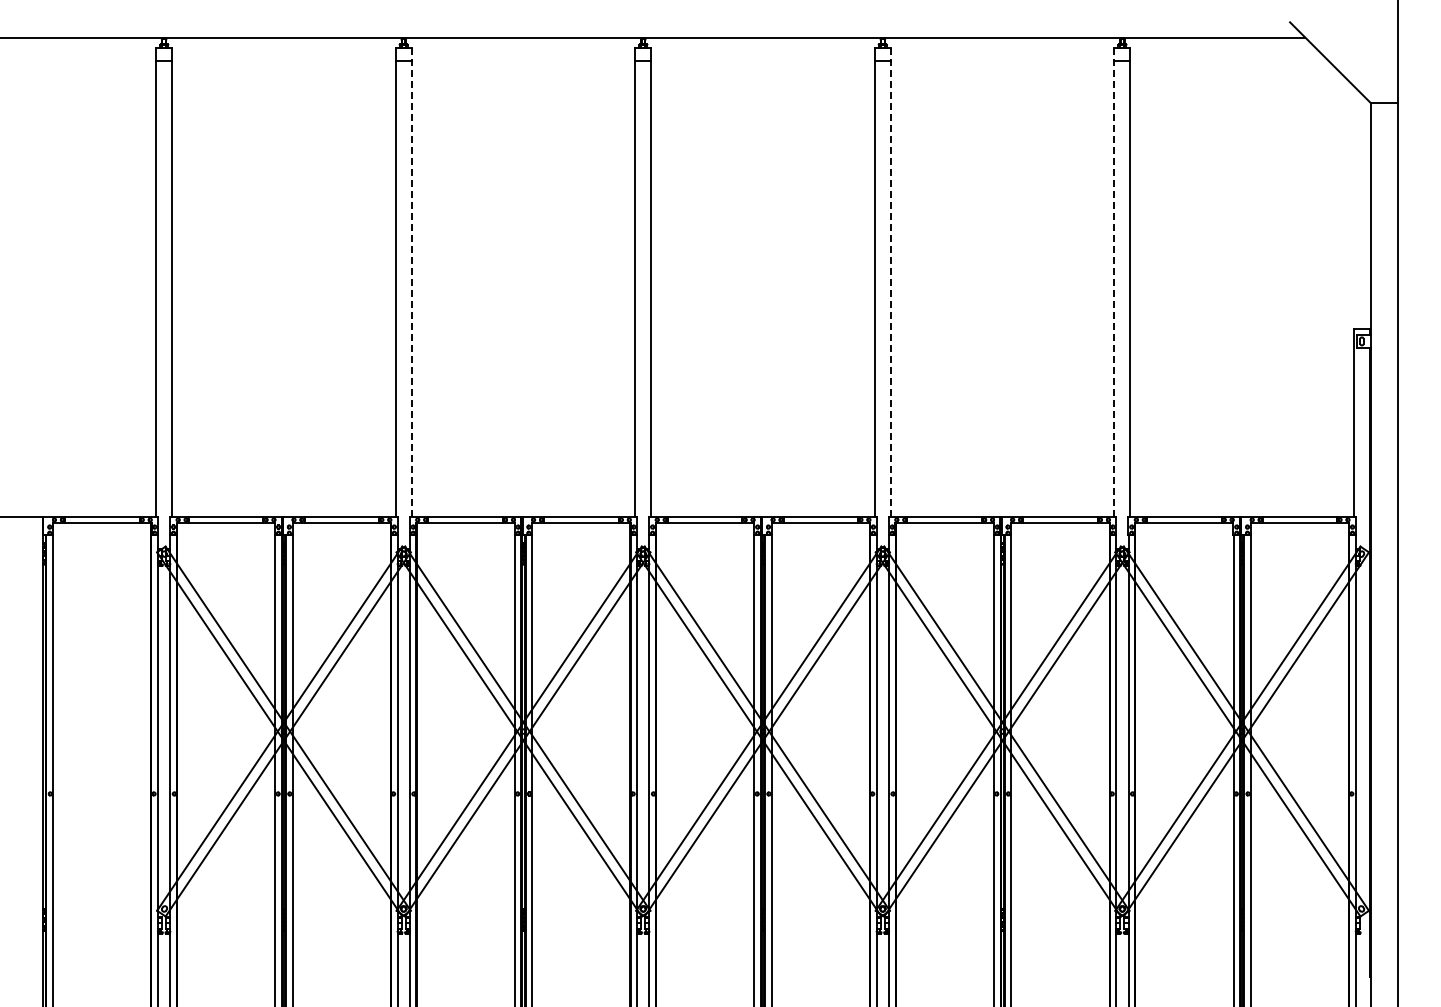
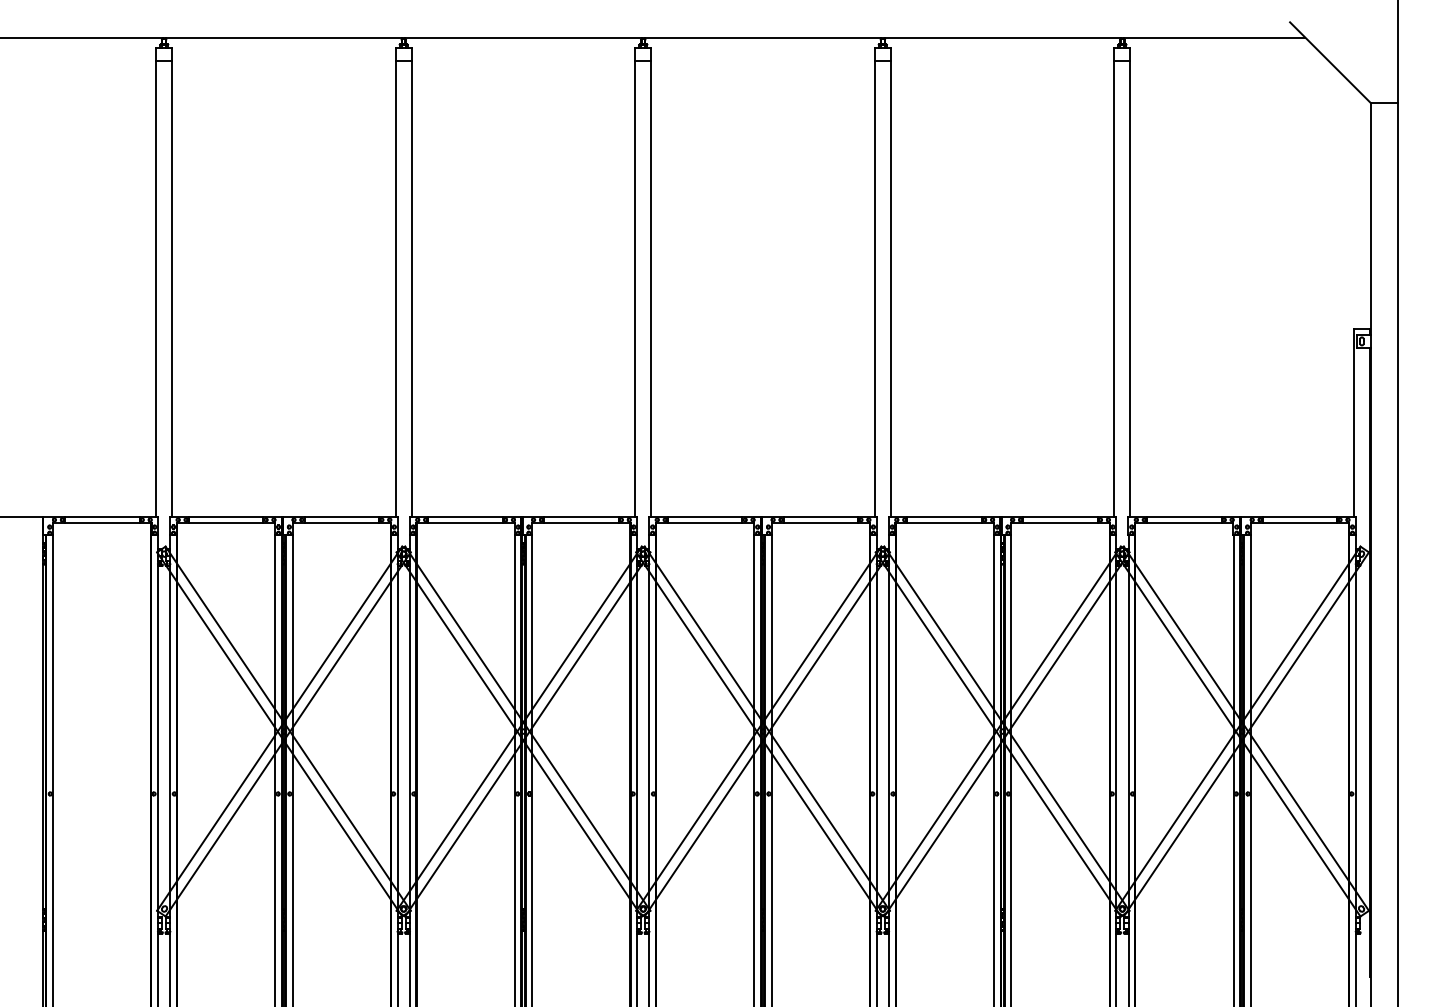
line: dashed -> solid (411, 281)
line: dashed -> solid (890, 281)
line: dashed -> solid (1114, 282)
